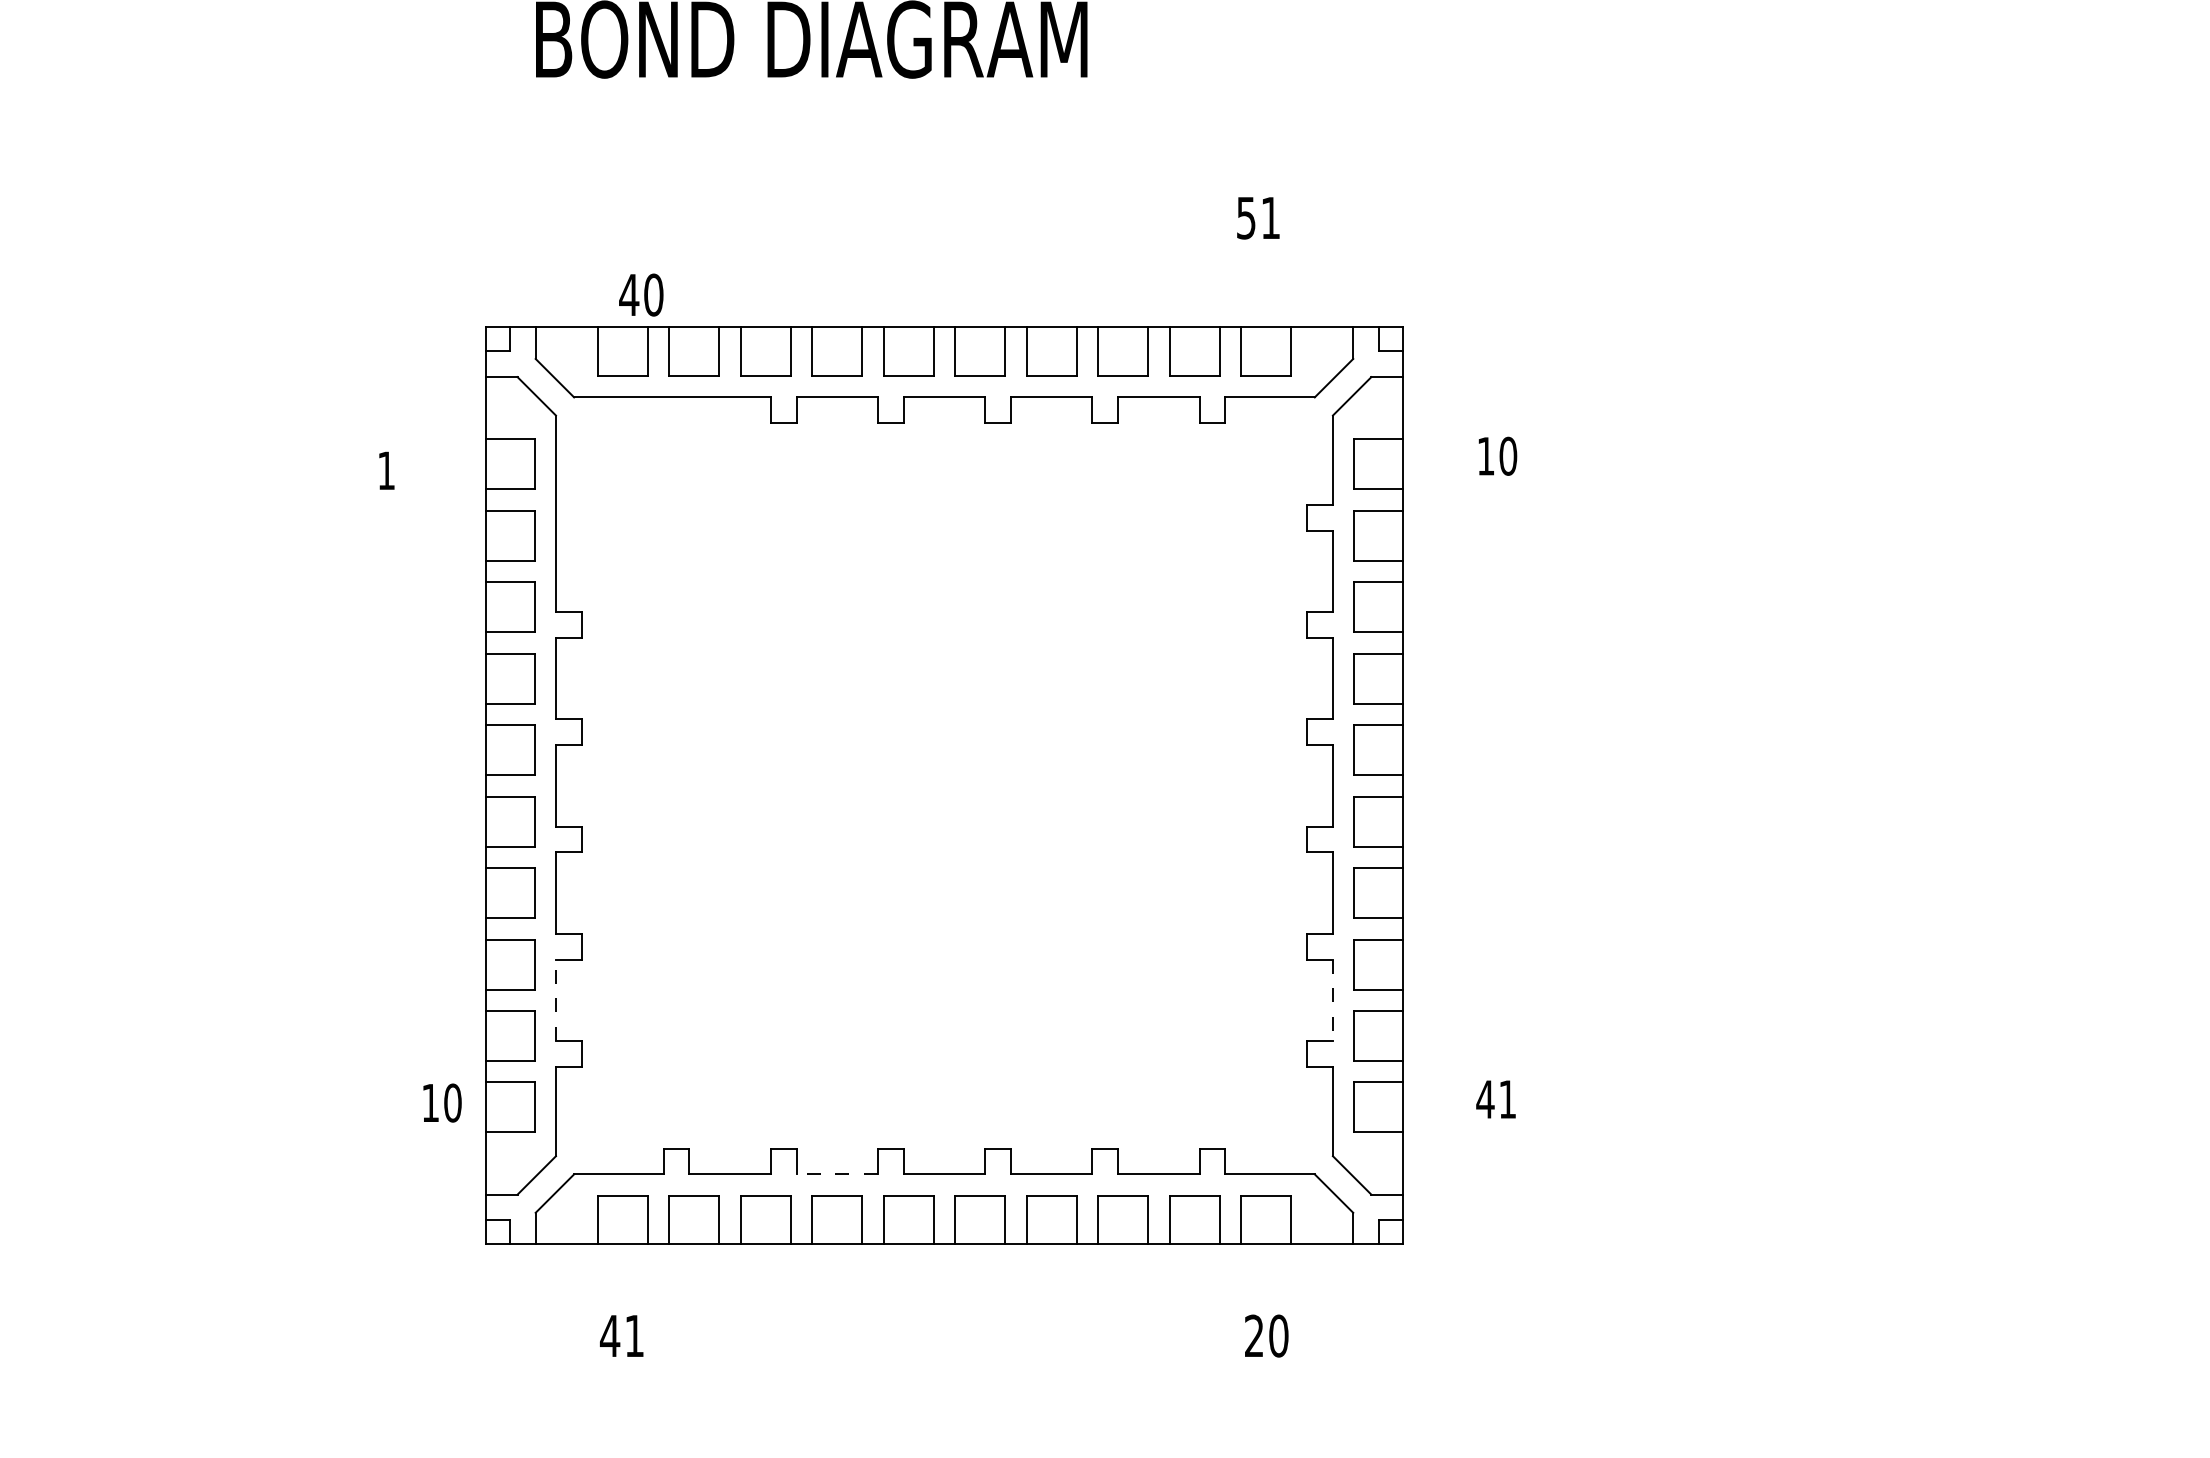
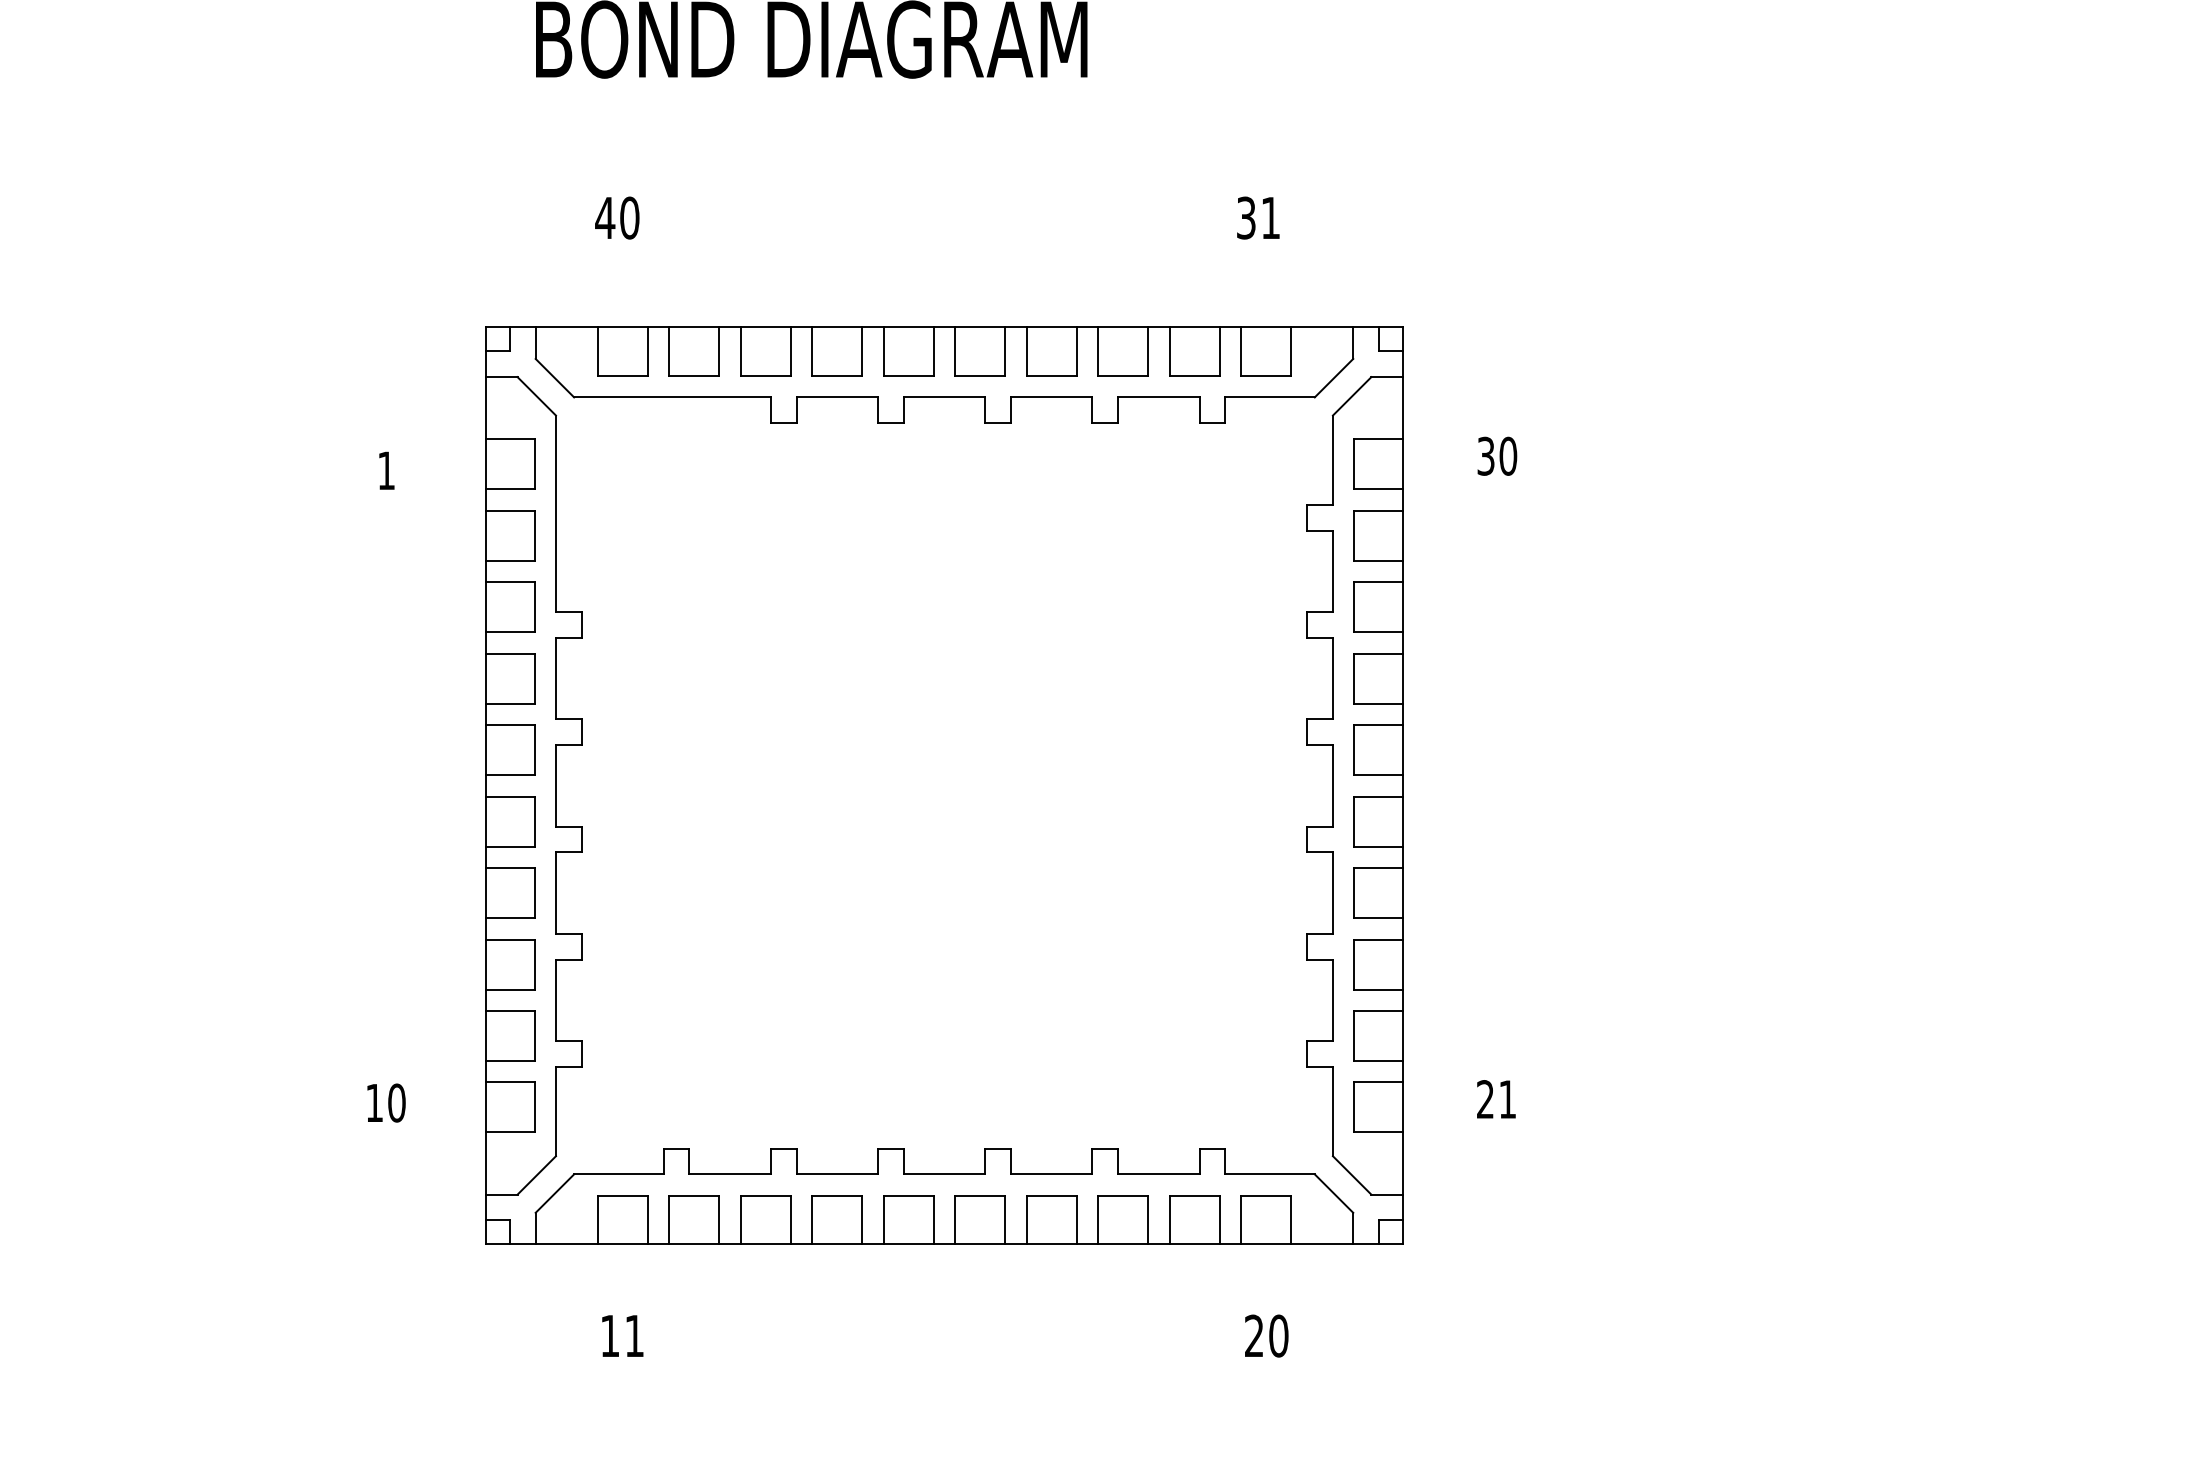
text: 51 -> 31 (1246, 217)
text position: (641, 294) -> (617, 217) (617, 217)
text: 10 -> 30 (1485, 455)
line: dashed -> solid (555, 1000)
line: dashed -> solid (1332, 1000)
text: 41 -> 21 (1485, 1099)
text position: (442, 1102) -> (386, 1102) (386, 1102)
line: dashed -> solid (837, 1174)
text: 41 -> 11 (609, 1335)
